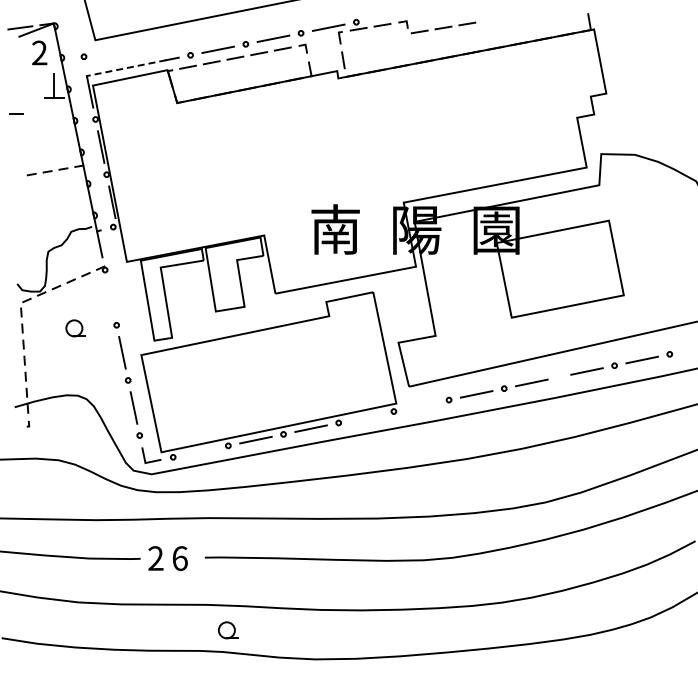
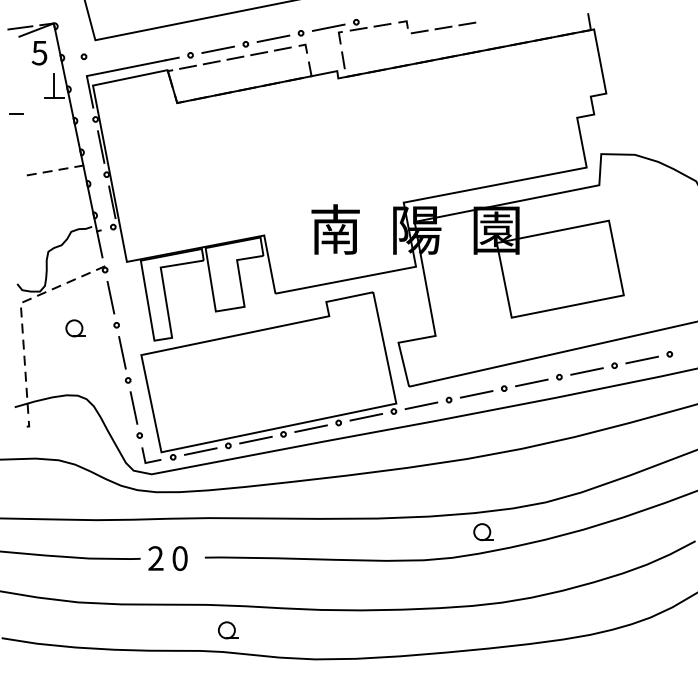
text: 2 -> 5 (39, 52)
line: dashed -> solid (126, 68)
line: none -> present (110, 297)
circle: none -> present (559, 376)
line: none -> present (421, 405)
line: none -> present (366, 416)
line: none -> present (200, 451)
part: none -> present (483, 532)
text: 6 -> 0 (179, 558)
